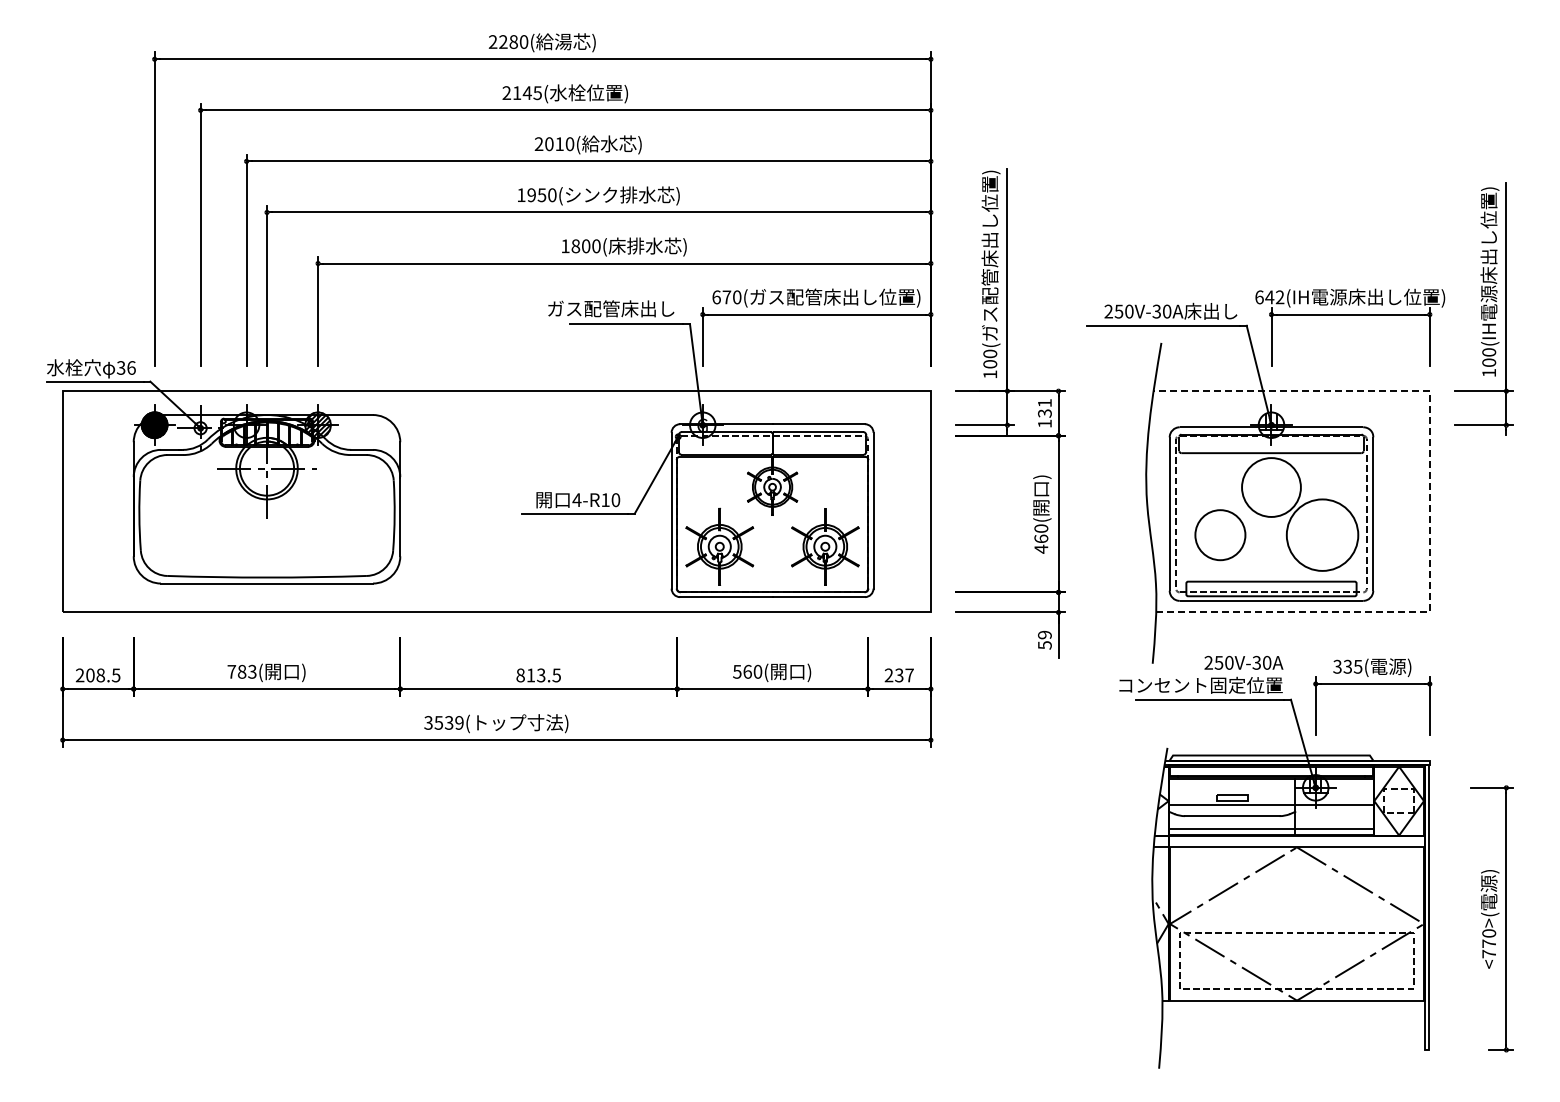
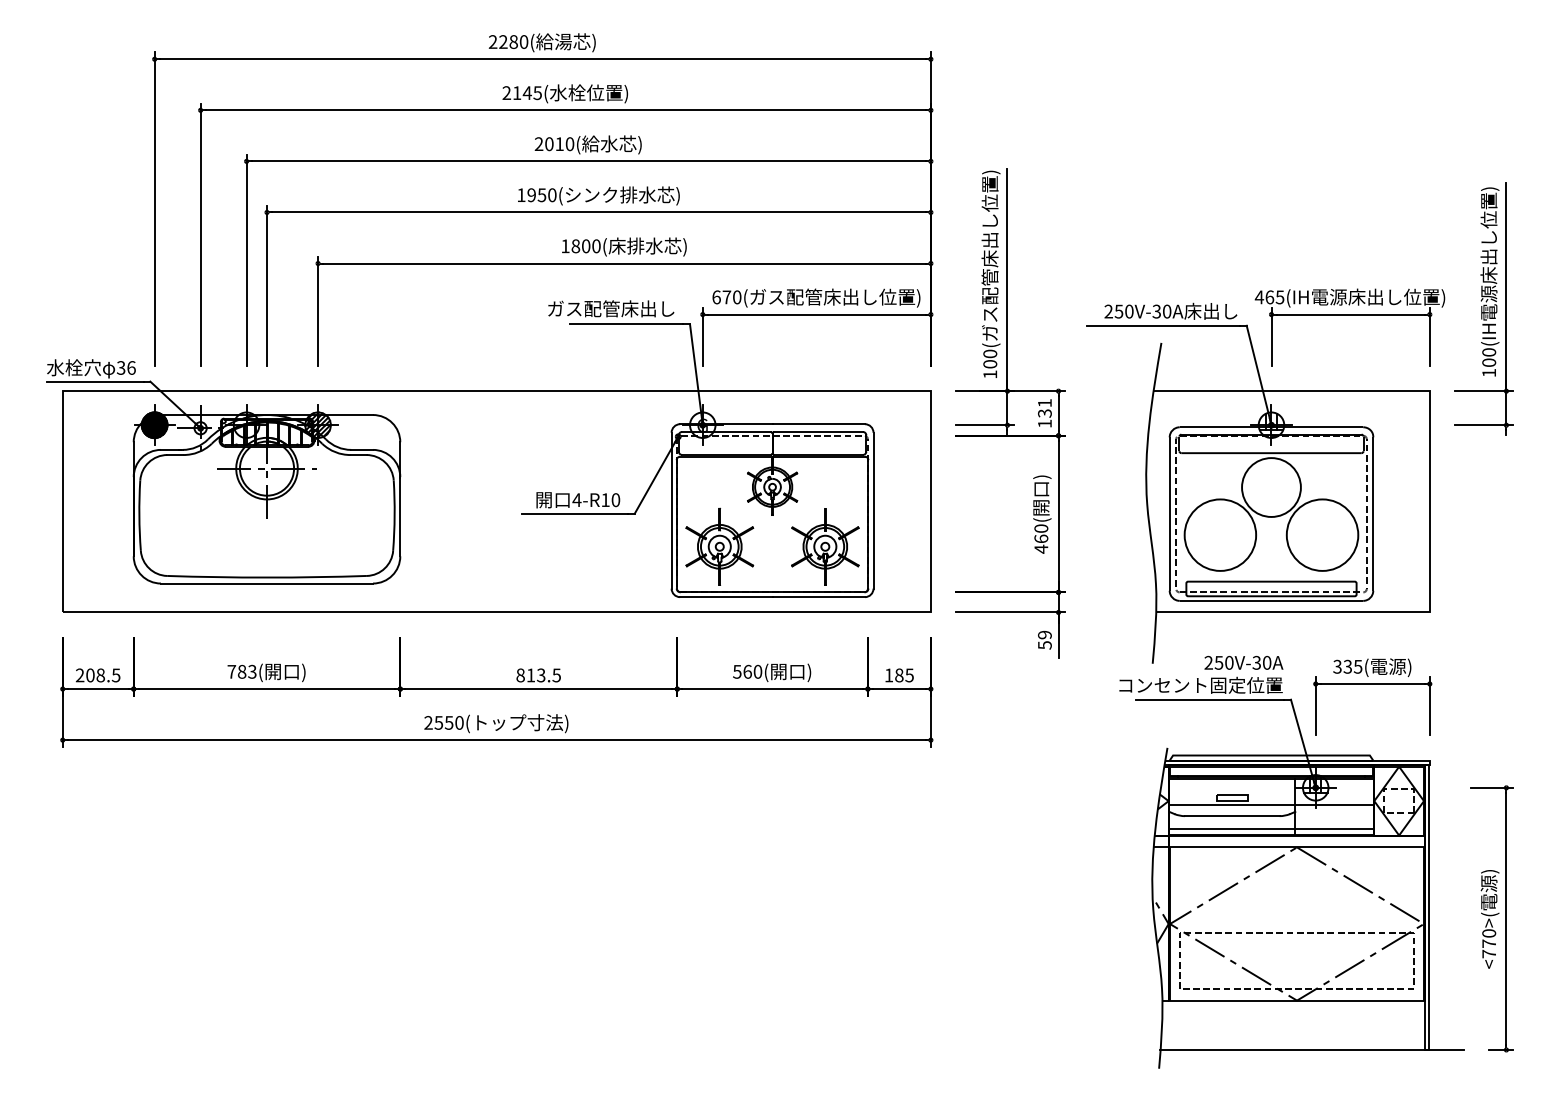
text: 642 -> 465 (1269, 297)
line: dashed -> solid (1429, 499)
circle diameter: 50 px -> 71 px (1220, 534)
text: 237 -> 185 (898, 675)
text: 3539 -> 2550 (443, 722)
line: none -> present (1311, 1049)
